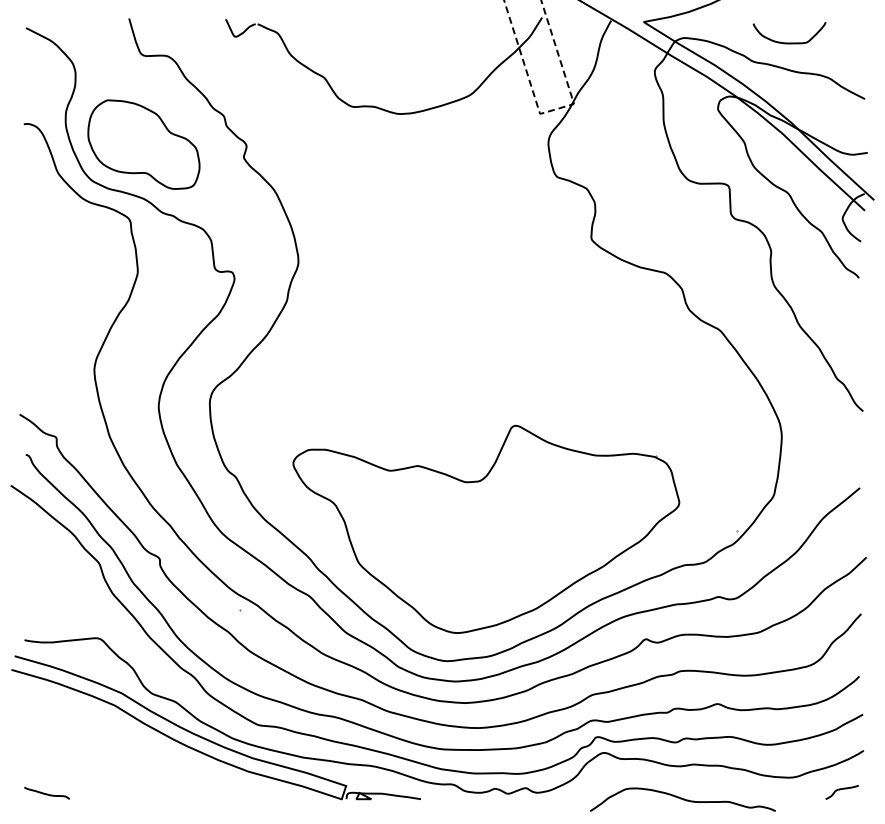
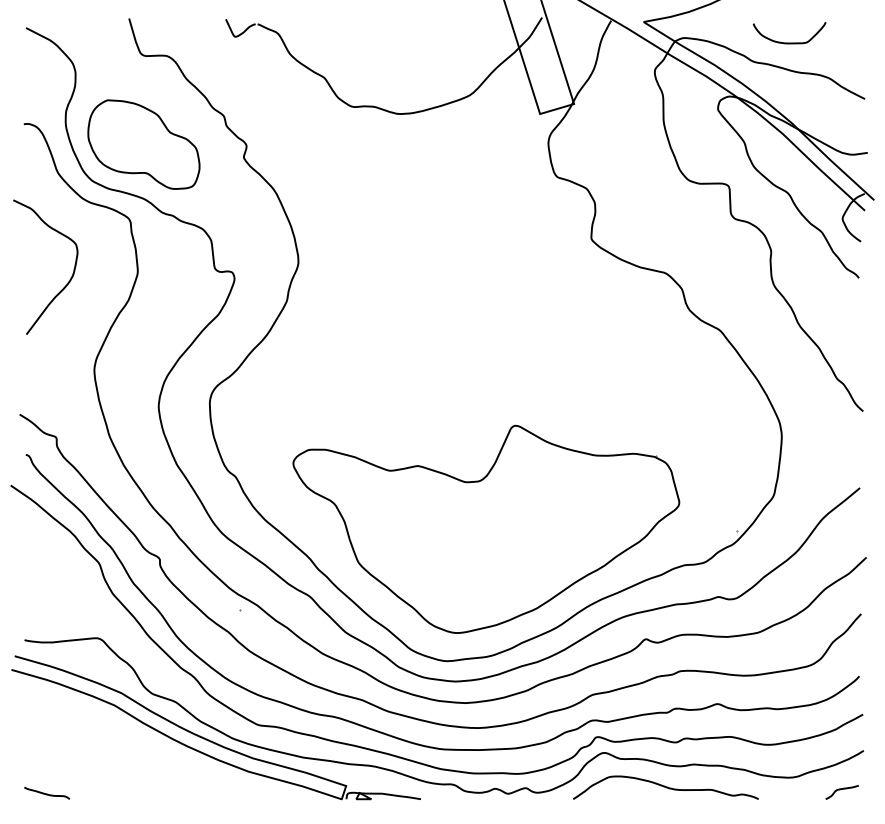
line: dashed -> solid (551, 110)
curve: none -> present (67, 282)
curve position: (682, 799) -> (665, 787) (665, 787)
